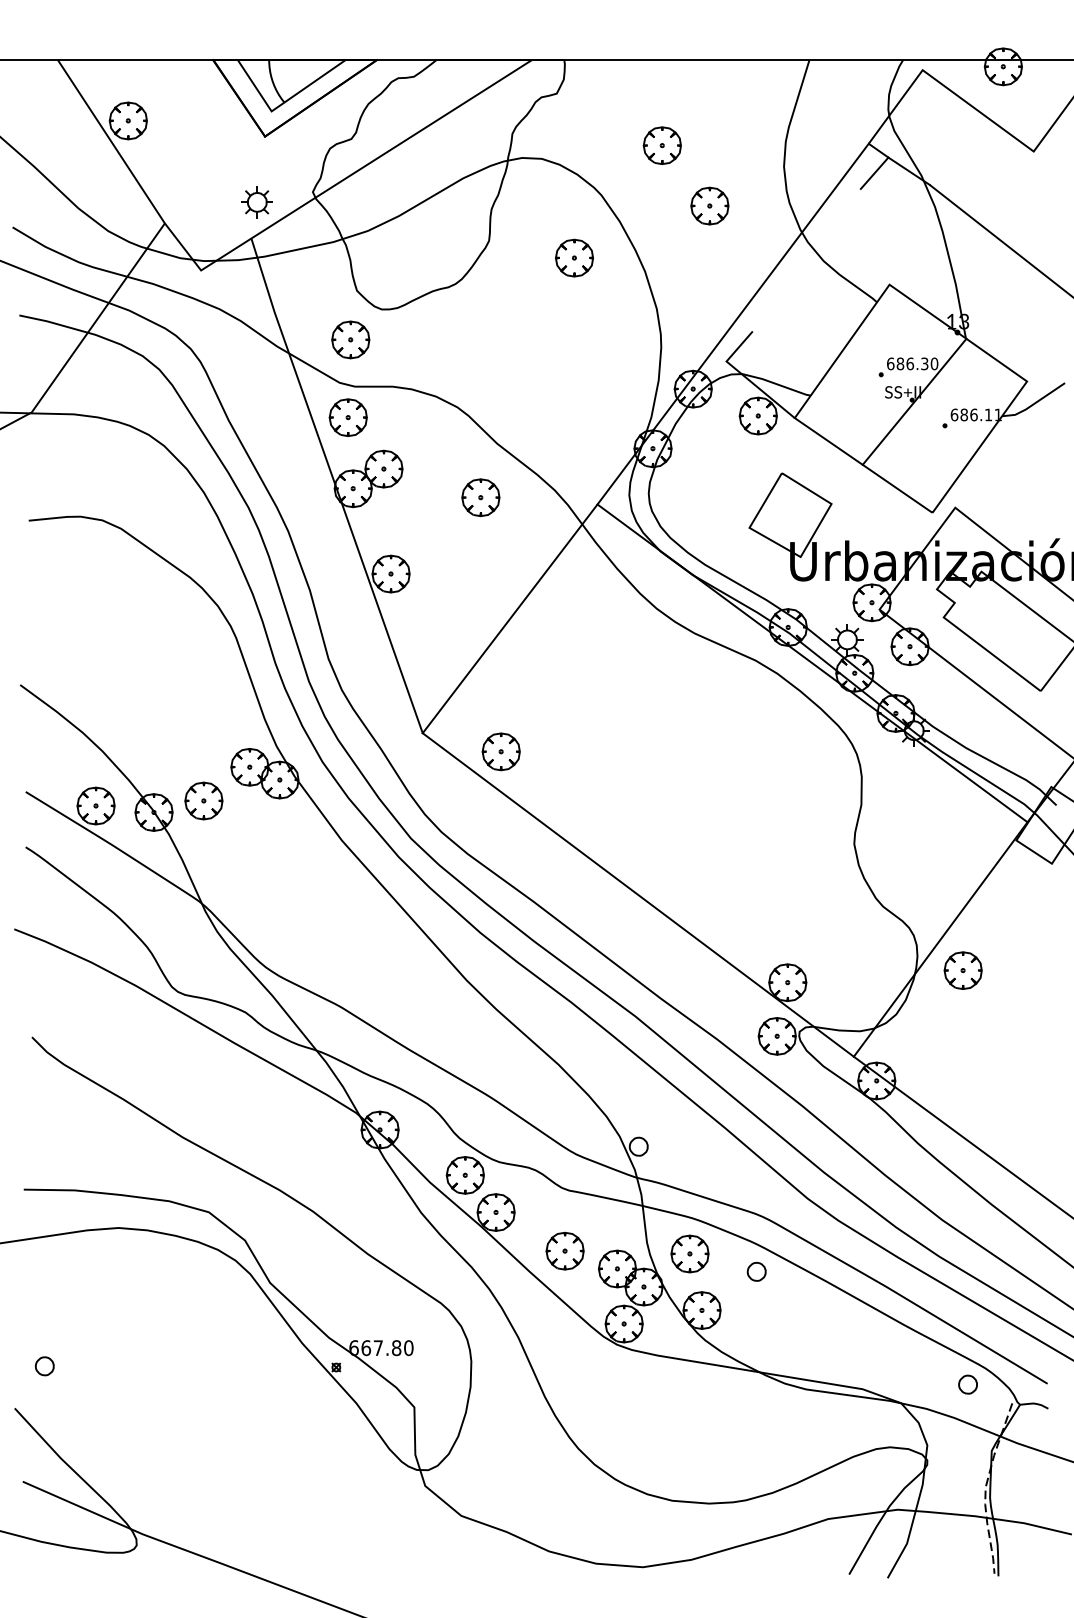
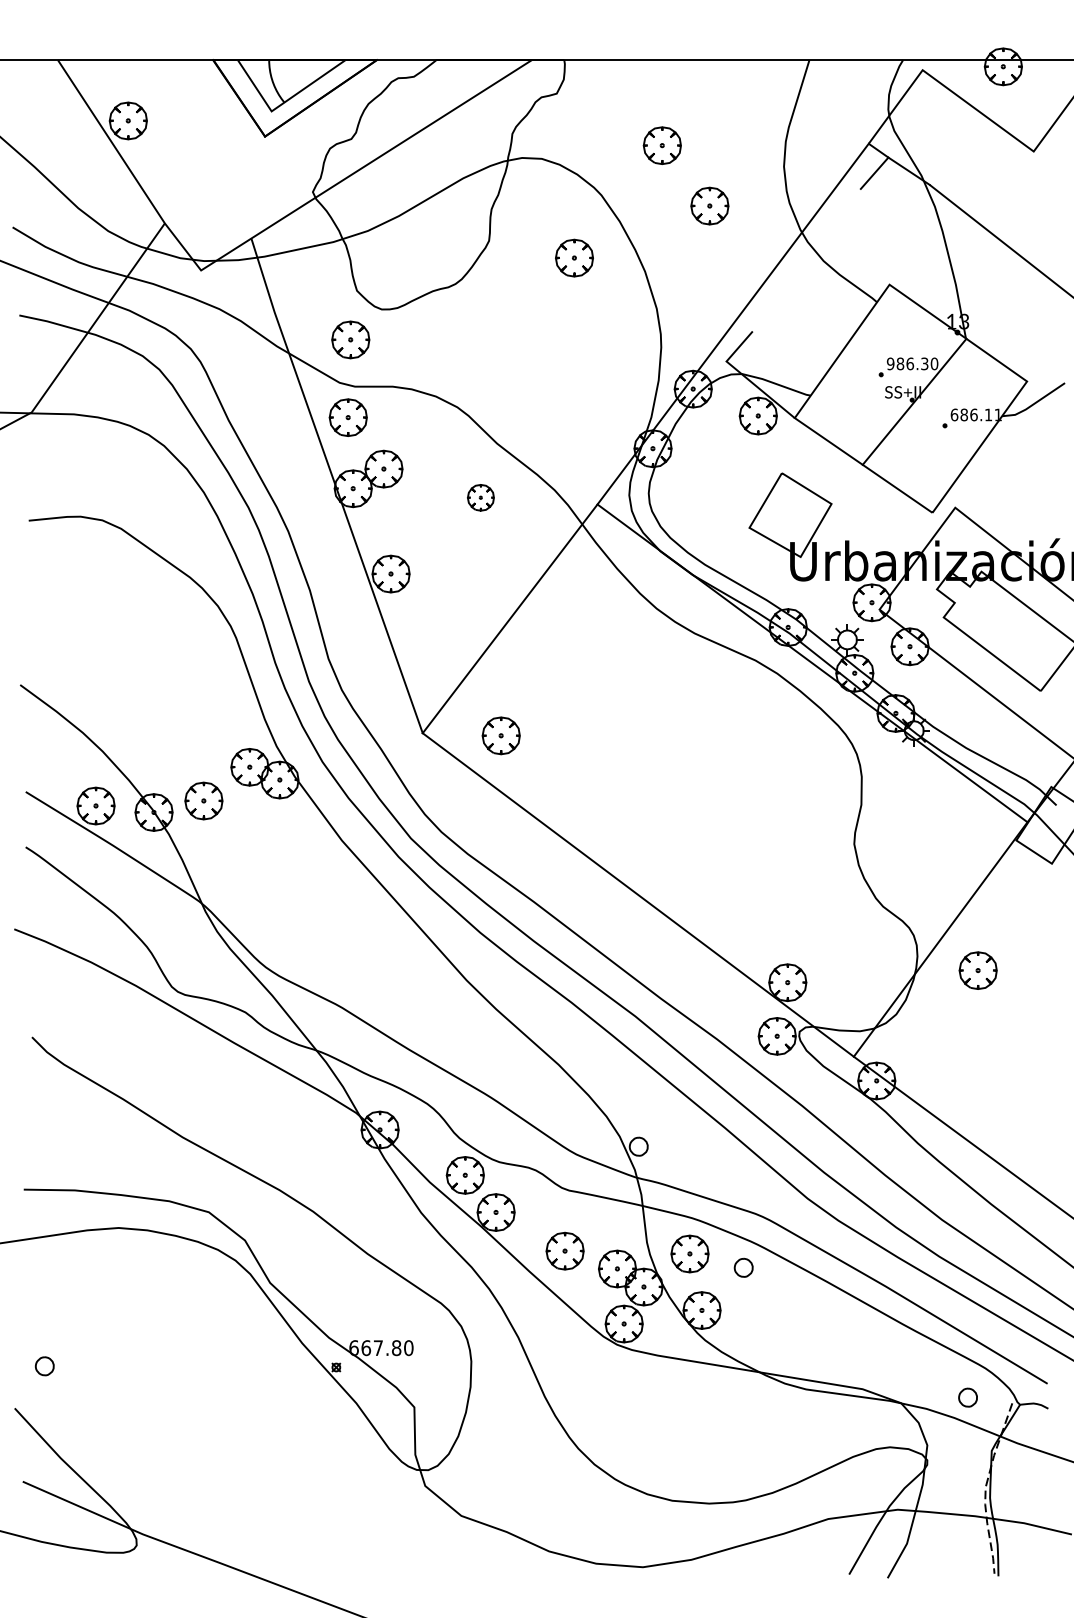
part: present -> none (256, 202)
text: 686.30 -> 986.30 (890, 363)
part size: 40x40 px -> 28x28 px (480, 497)
part position: (500, 751) -> (500, 735) (500, 735)
part position: (962, 970) -> (977, 970) (977, 970)
part position: (756, 1271) -> (743, 1267) (743, 1267)
part position: (967, 1384) -> (967, 1397) (967, 1397)
